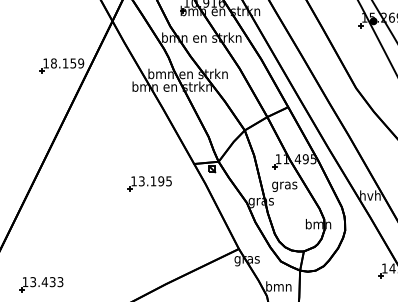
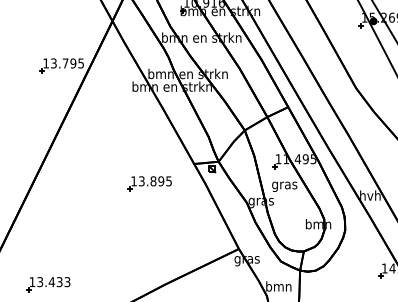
text: 18.159 -> 13.795 (67, 63)
text: 13.195 -> 13.895 (153, 181)
part position: (41, 284) -> (48, 284) (48, 284)
